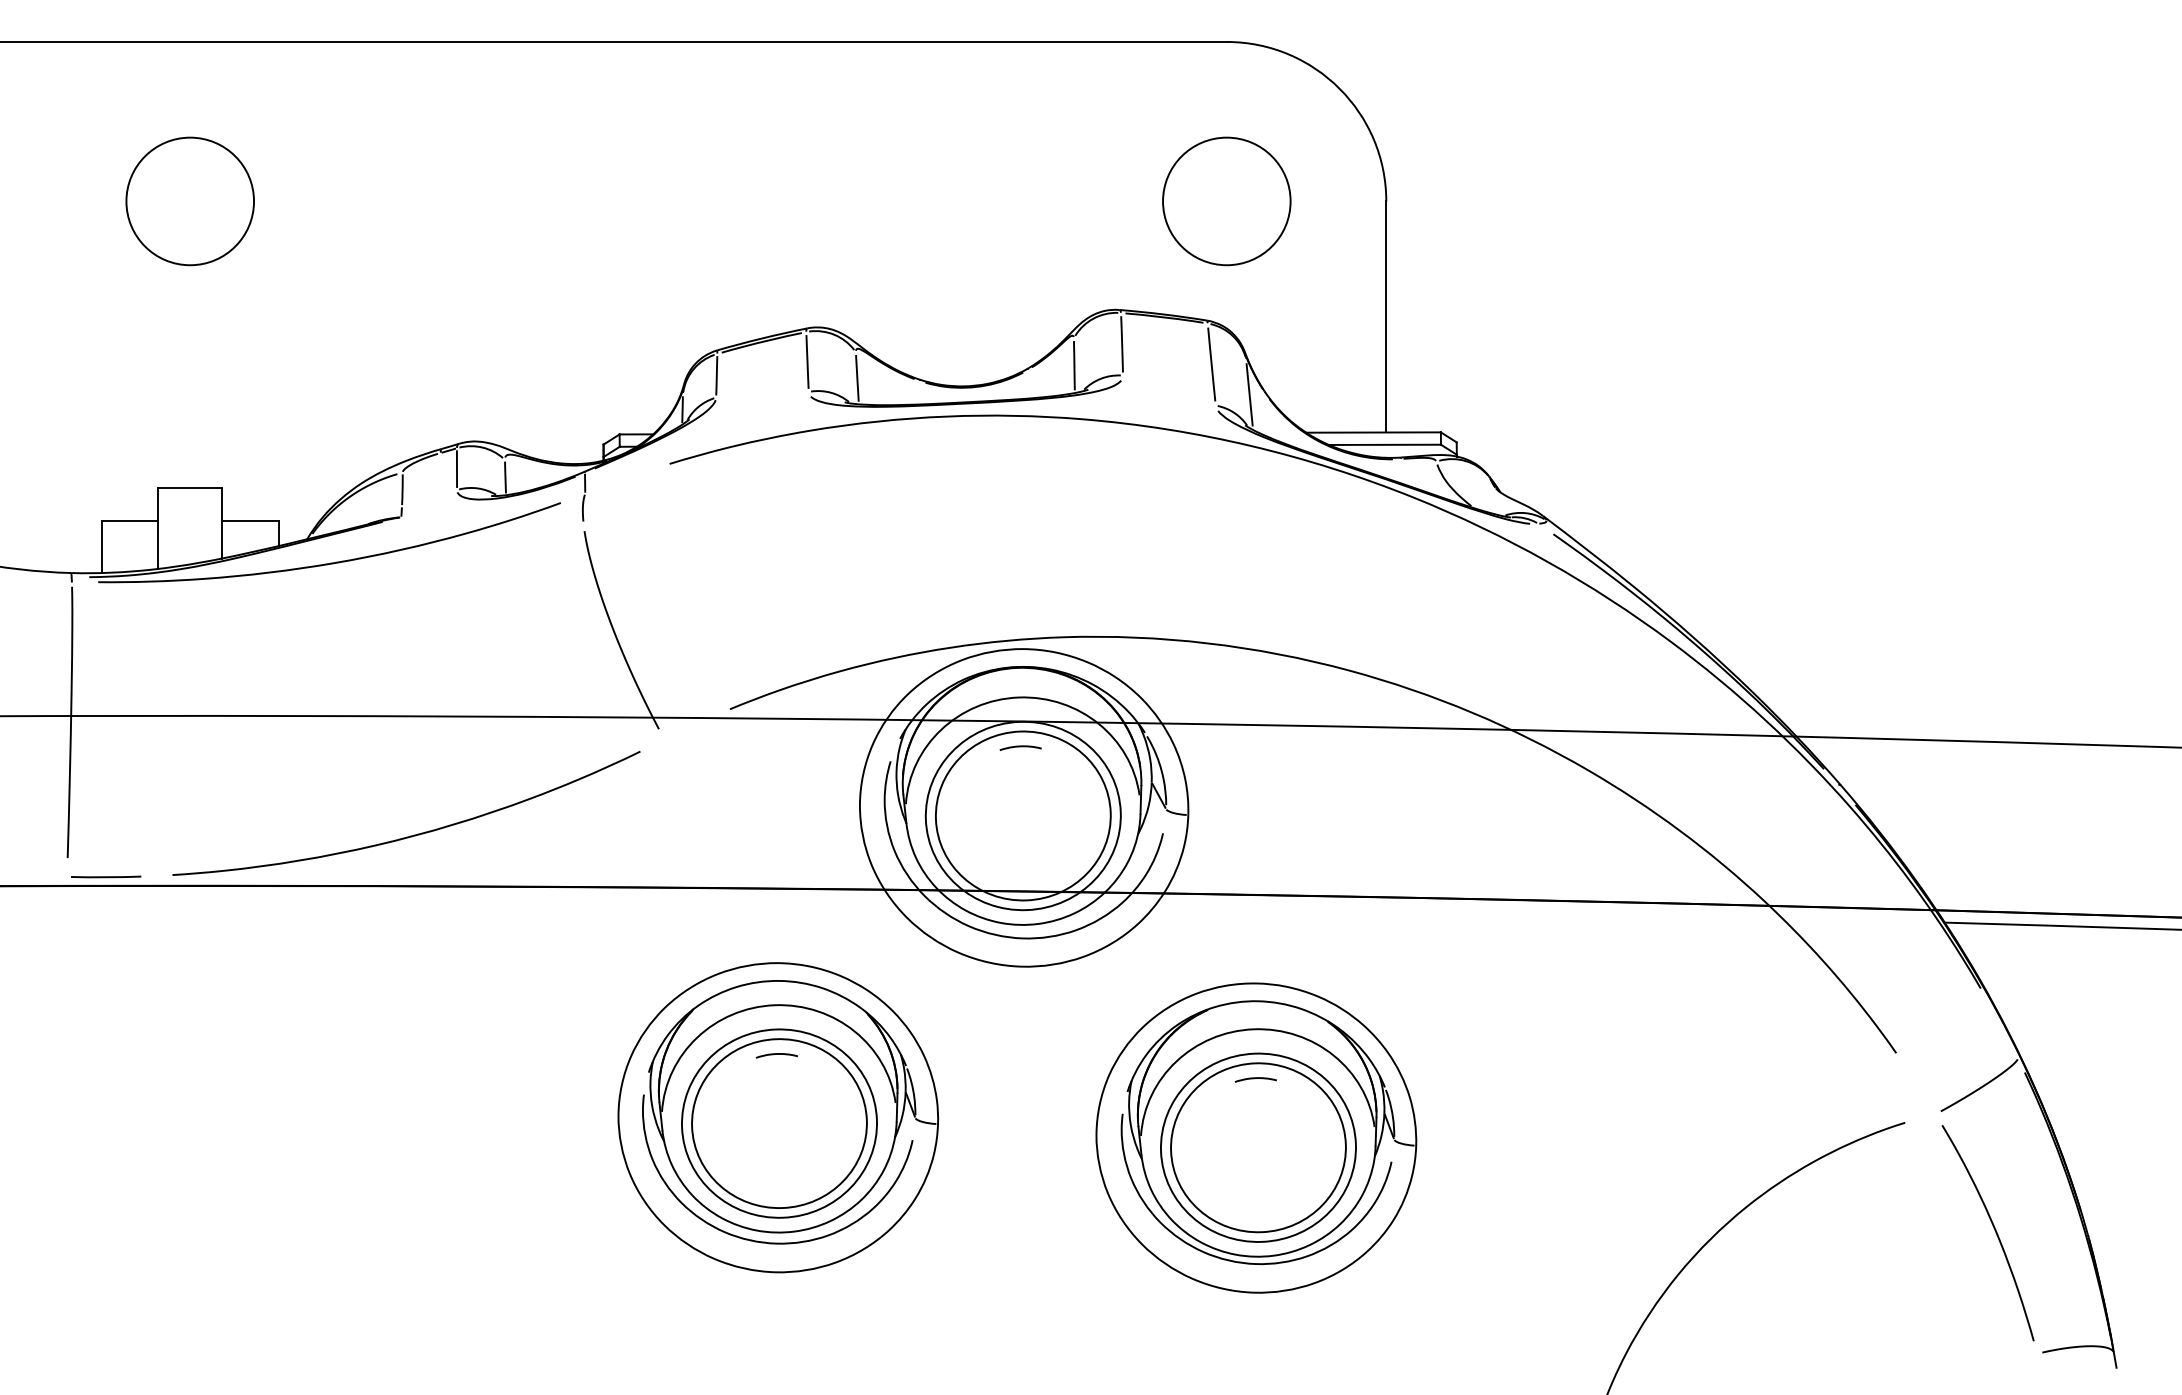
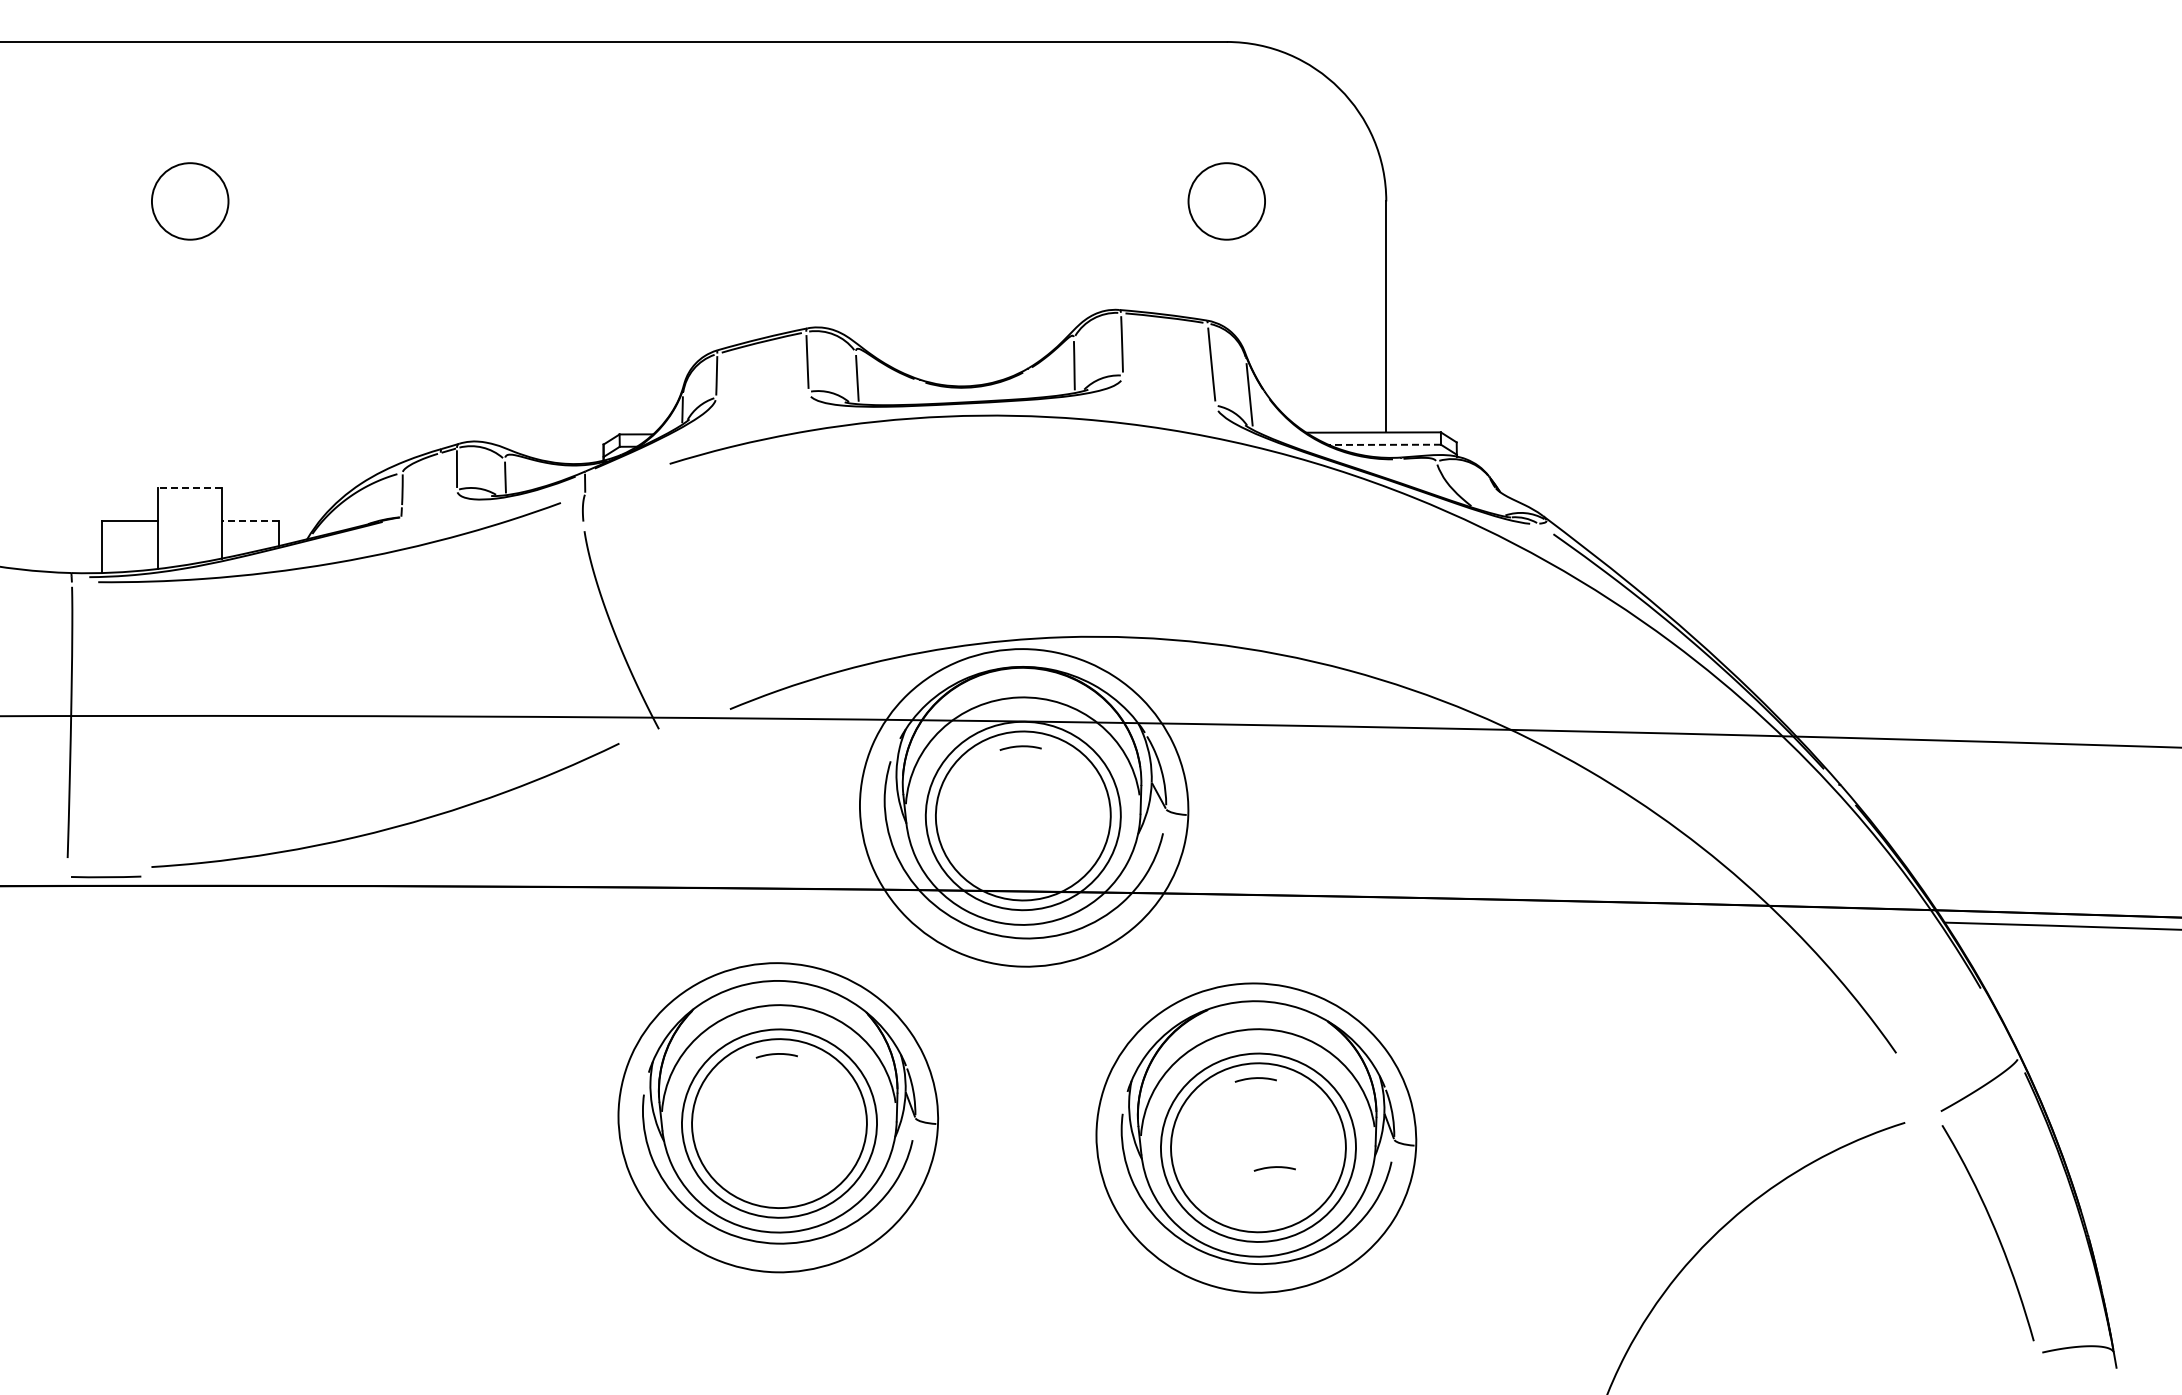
circle diameter: 128 px -> 77 px (189, 201)
circle diameter: 128 px -> 77 px (1226, 201)
line: solid -> dashed (1384, 444)
line: solid -> dashed (190, 488)
line: solid -> dashed (249, 521)
curve position: (410, 835) -> (389, 827) (389, 827)
curve: none -> present (1274, 1168)
